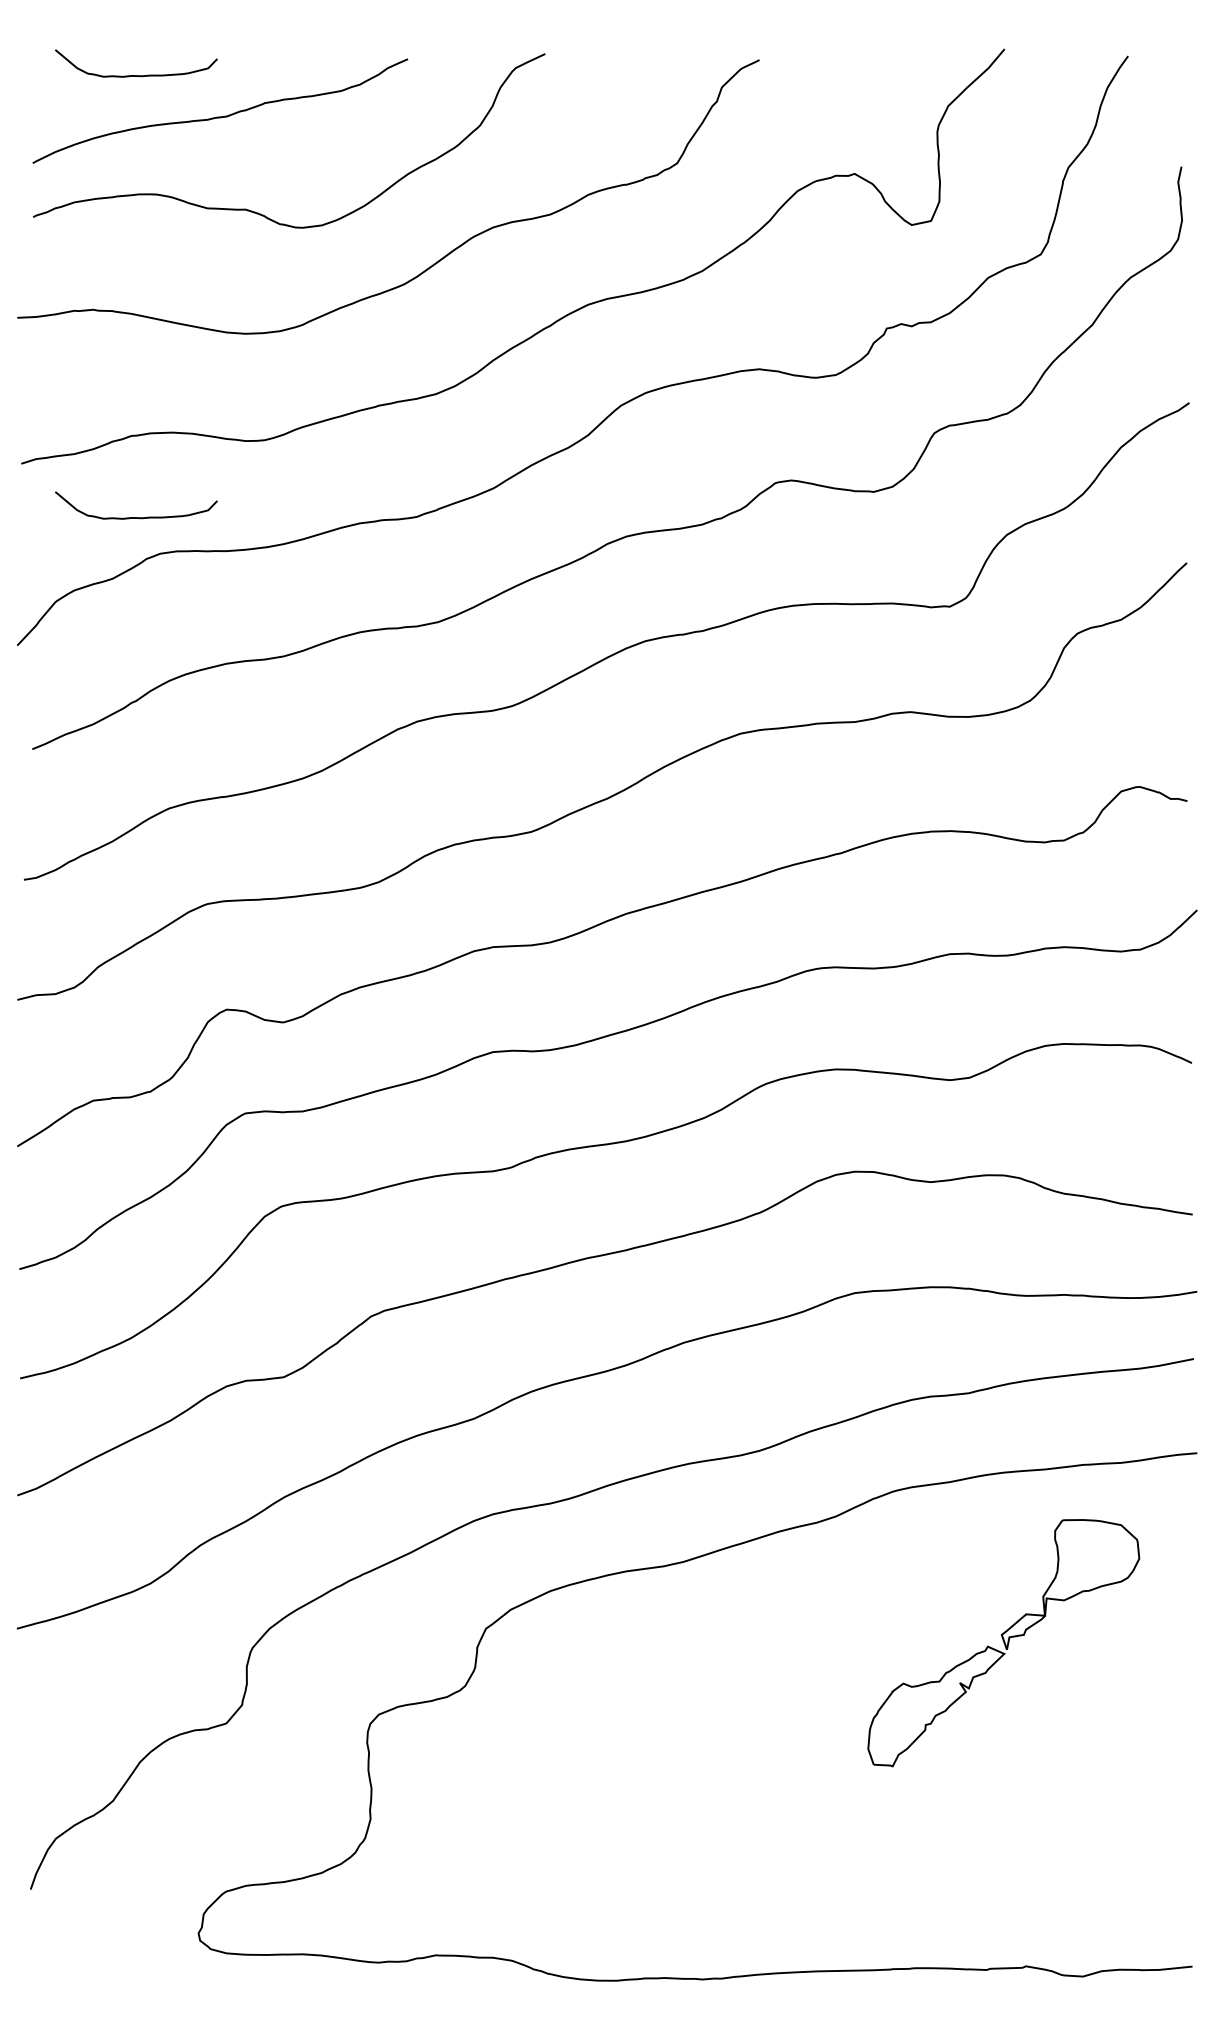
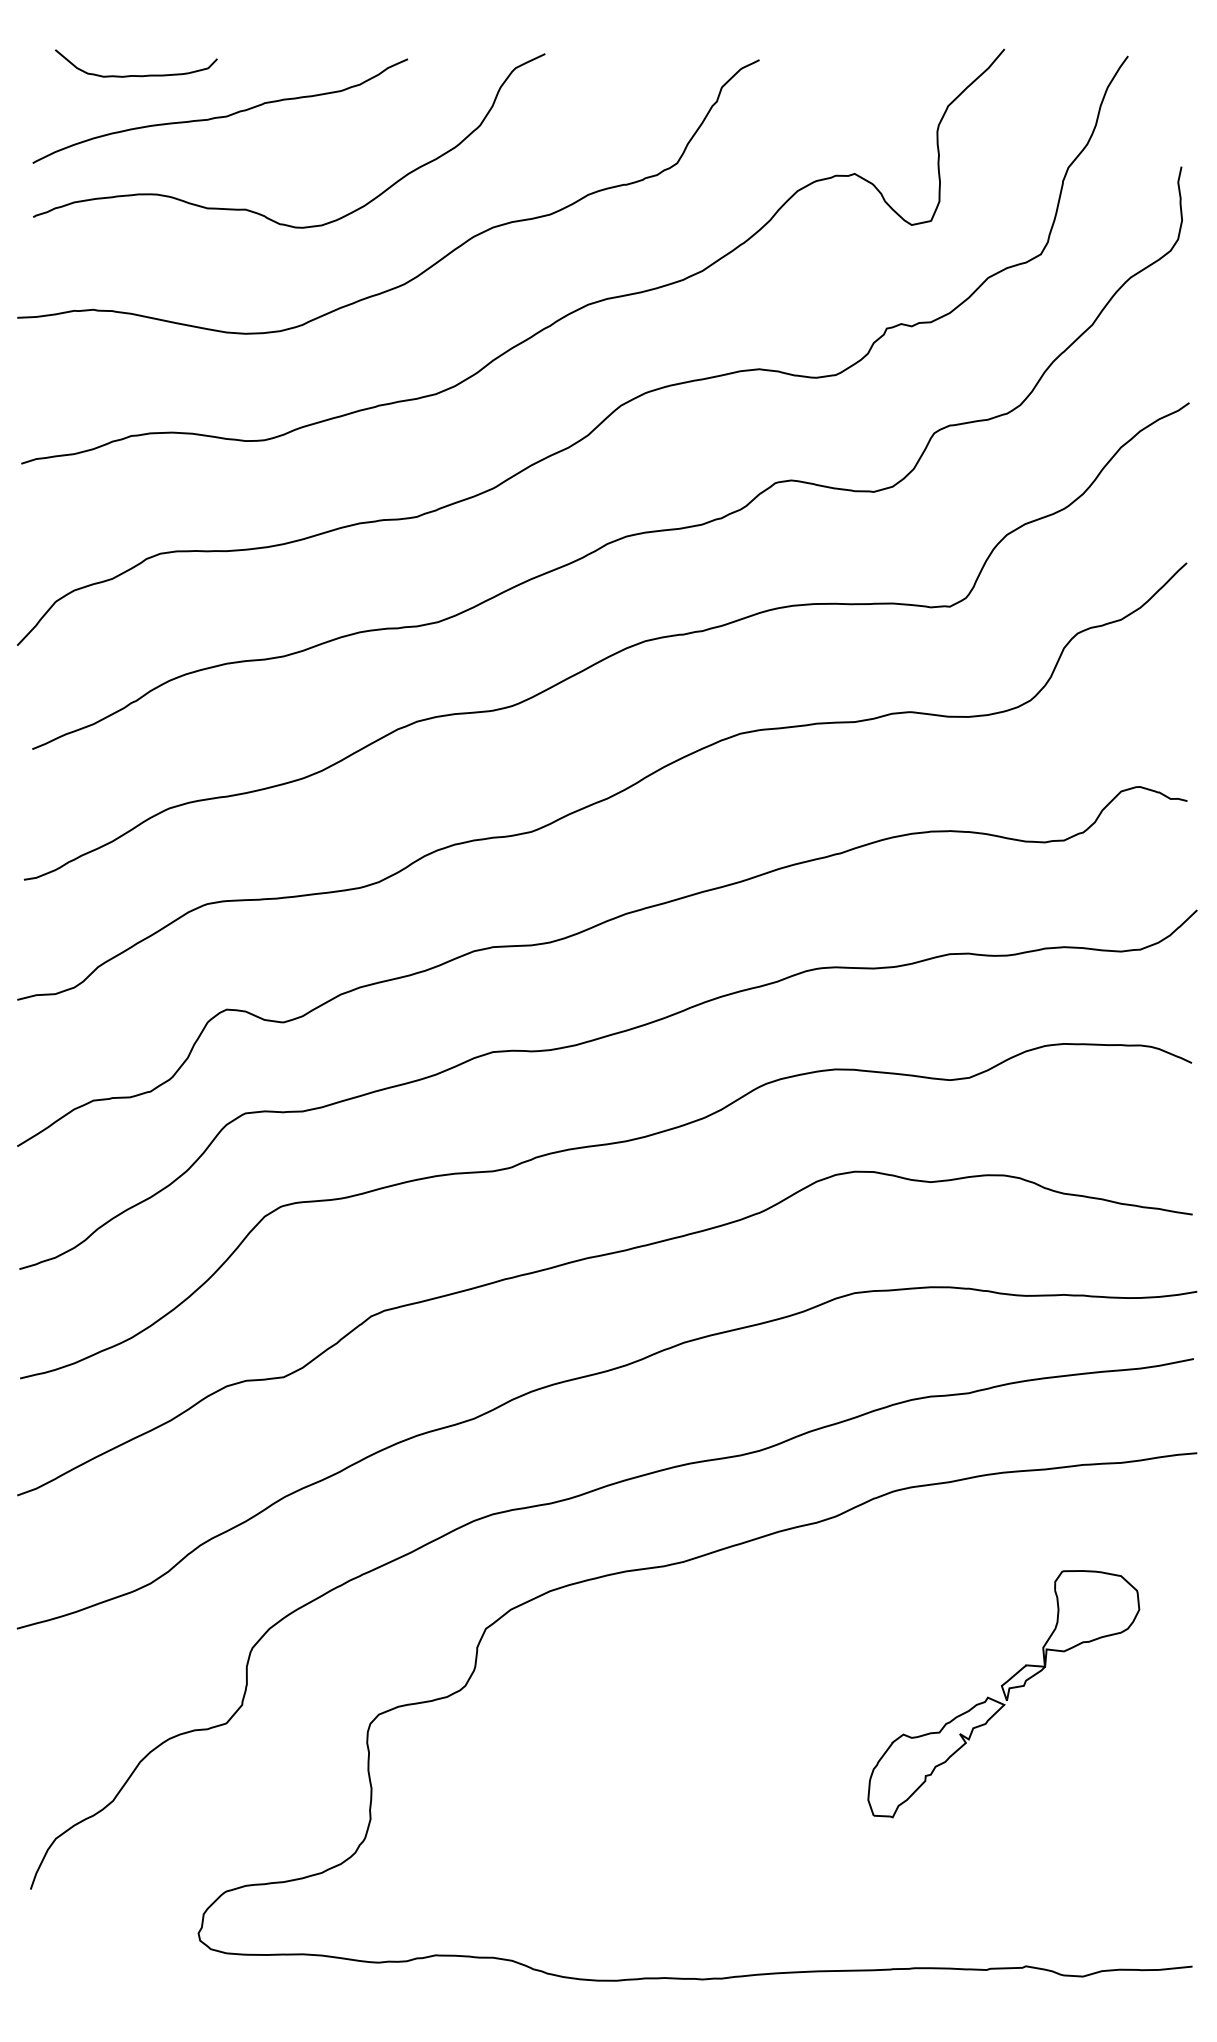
curve: present -> none (136, 517)
part position: (1003, 1643) -> (1003, 1694) (1003, 1694)
